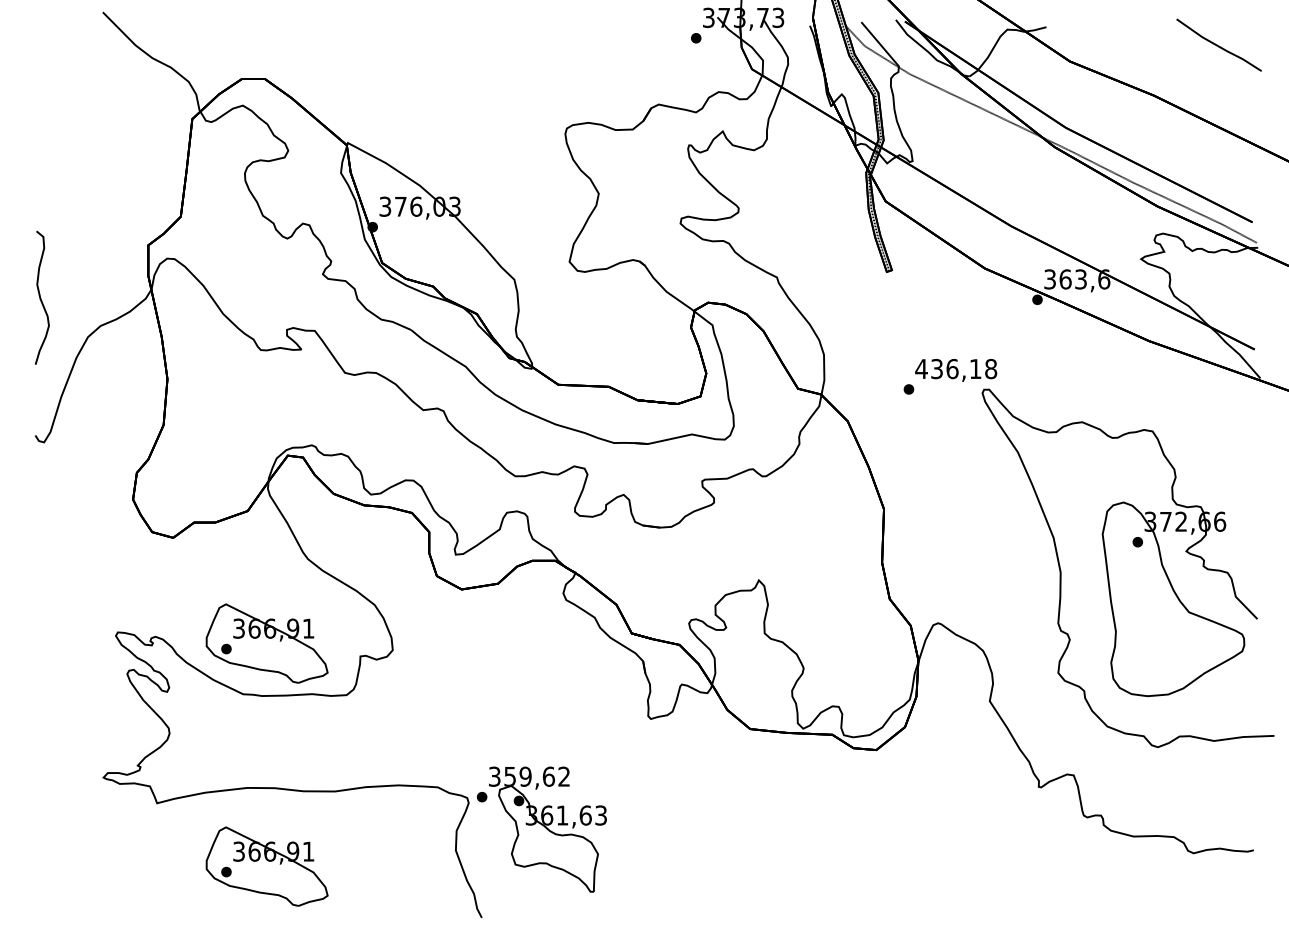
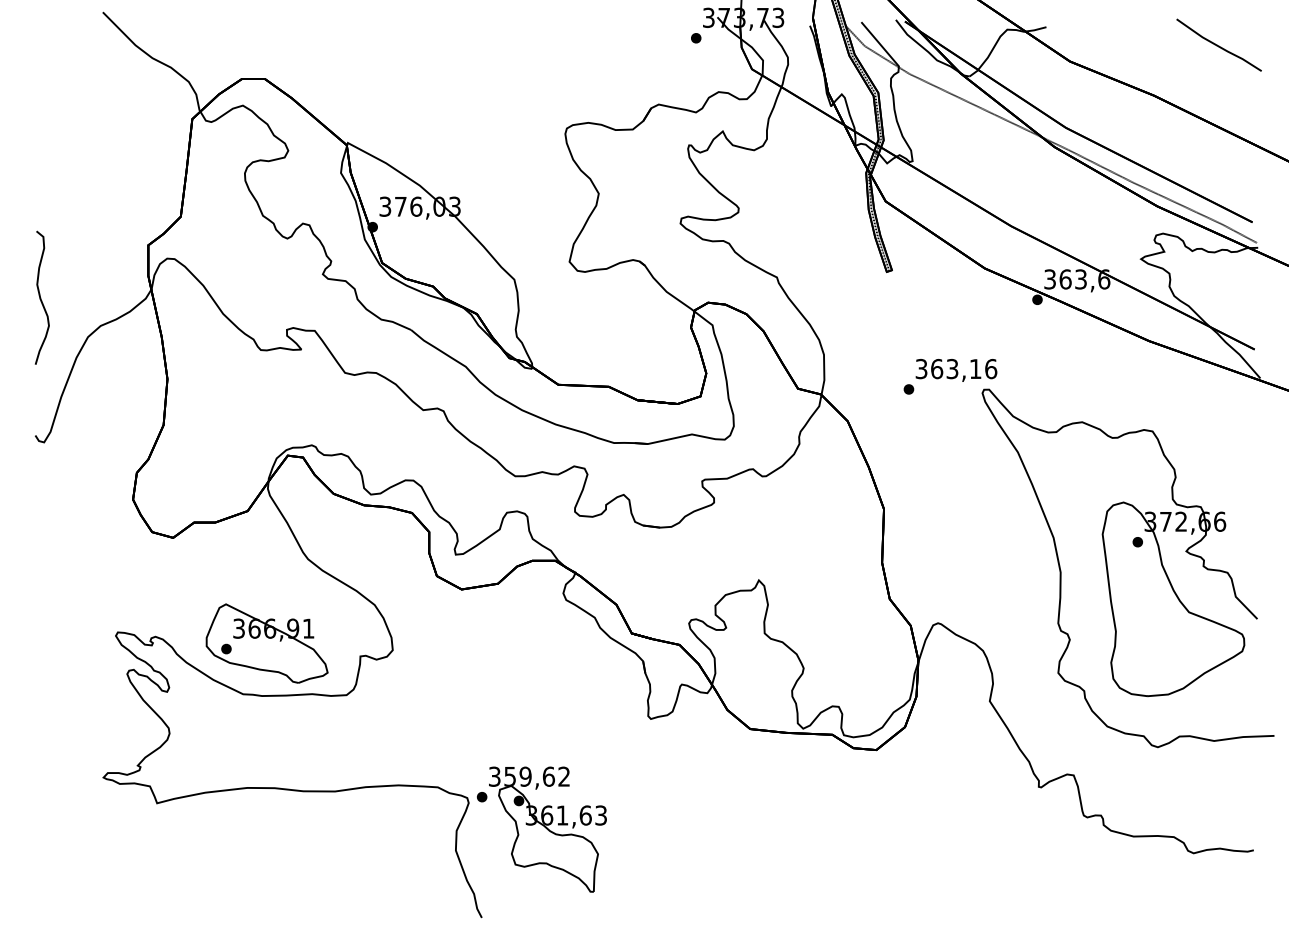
text: 436,18 -> 363,16 (956, 368)
part: present -> none (266, 866)
